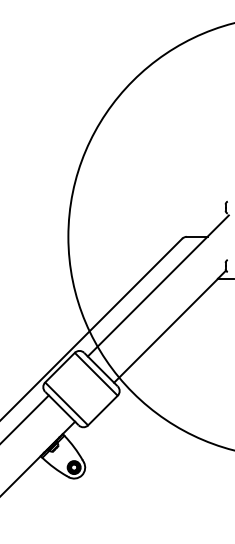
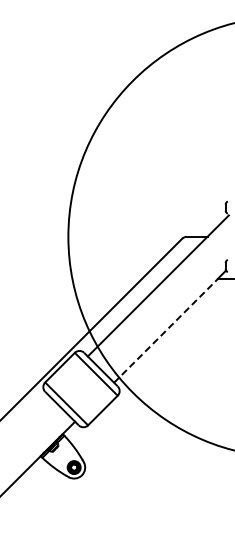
line: solid -> dashed (166, 330)
line: present -> none (25, 418)
